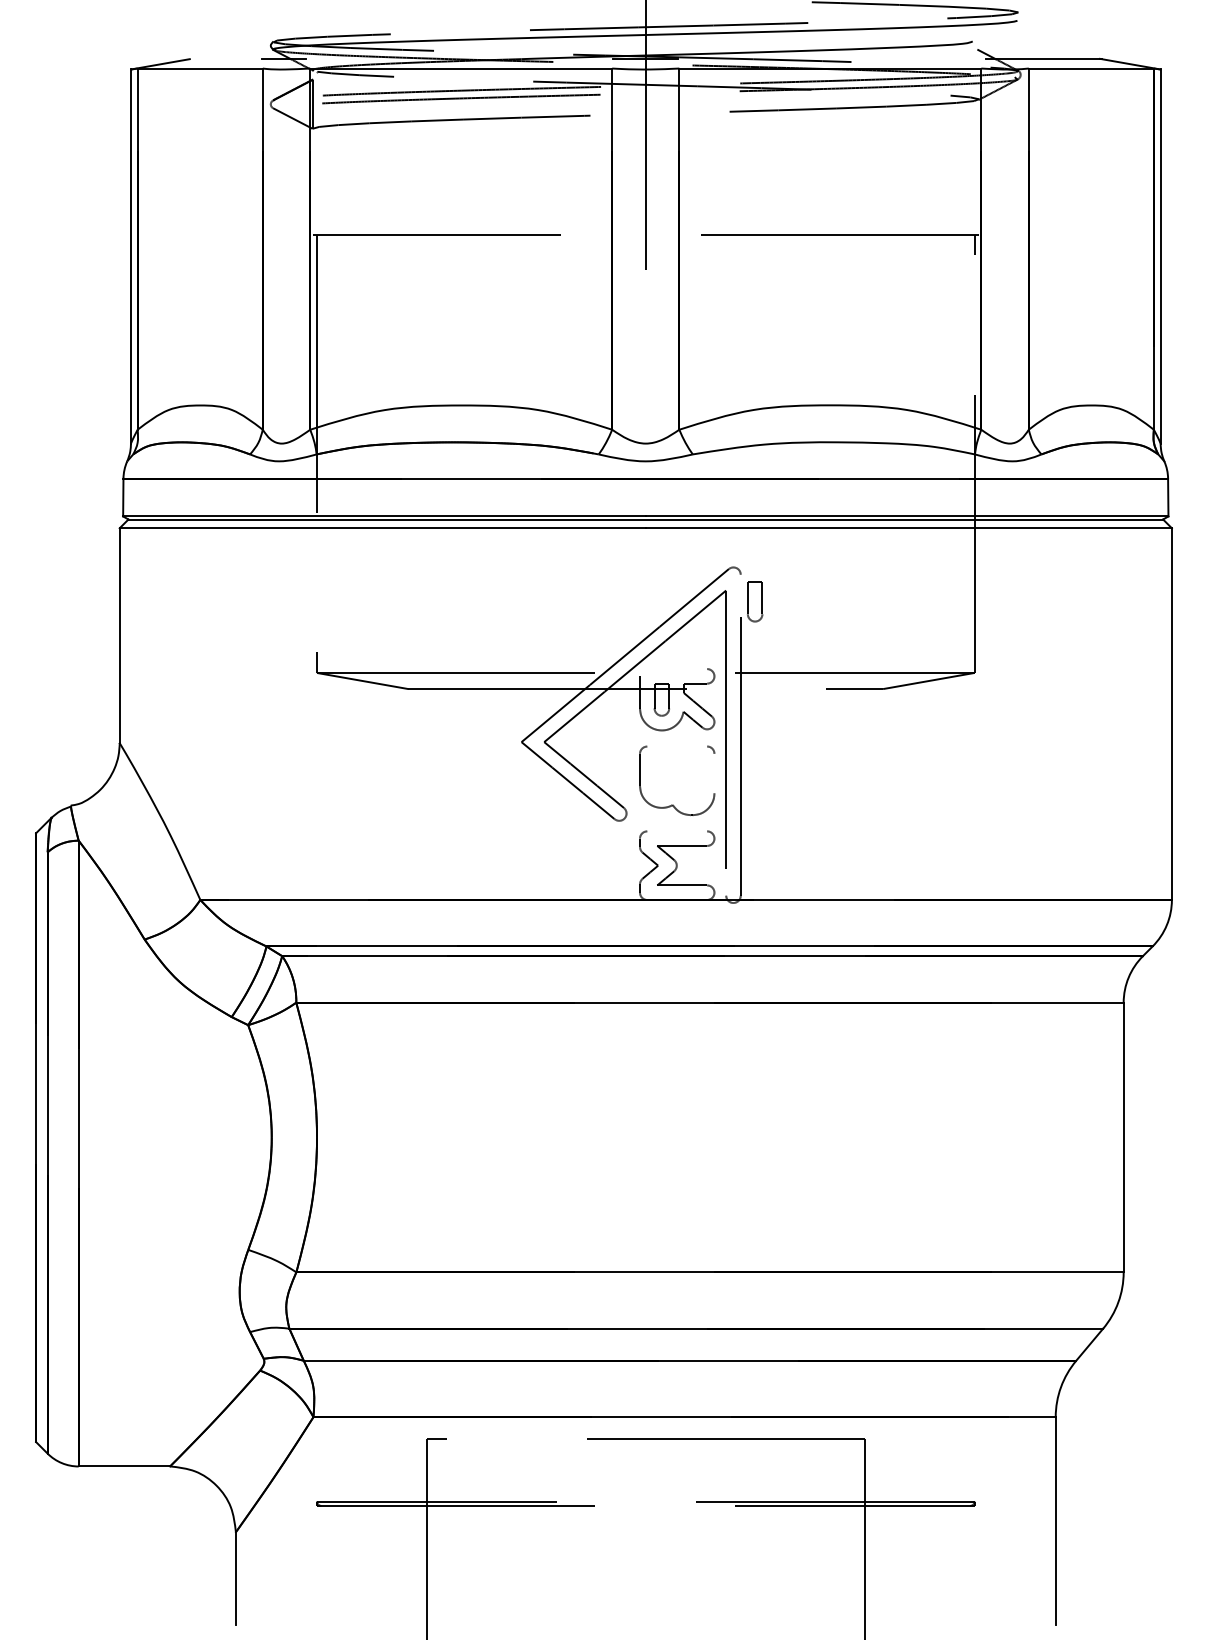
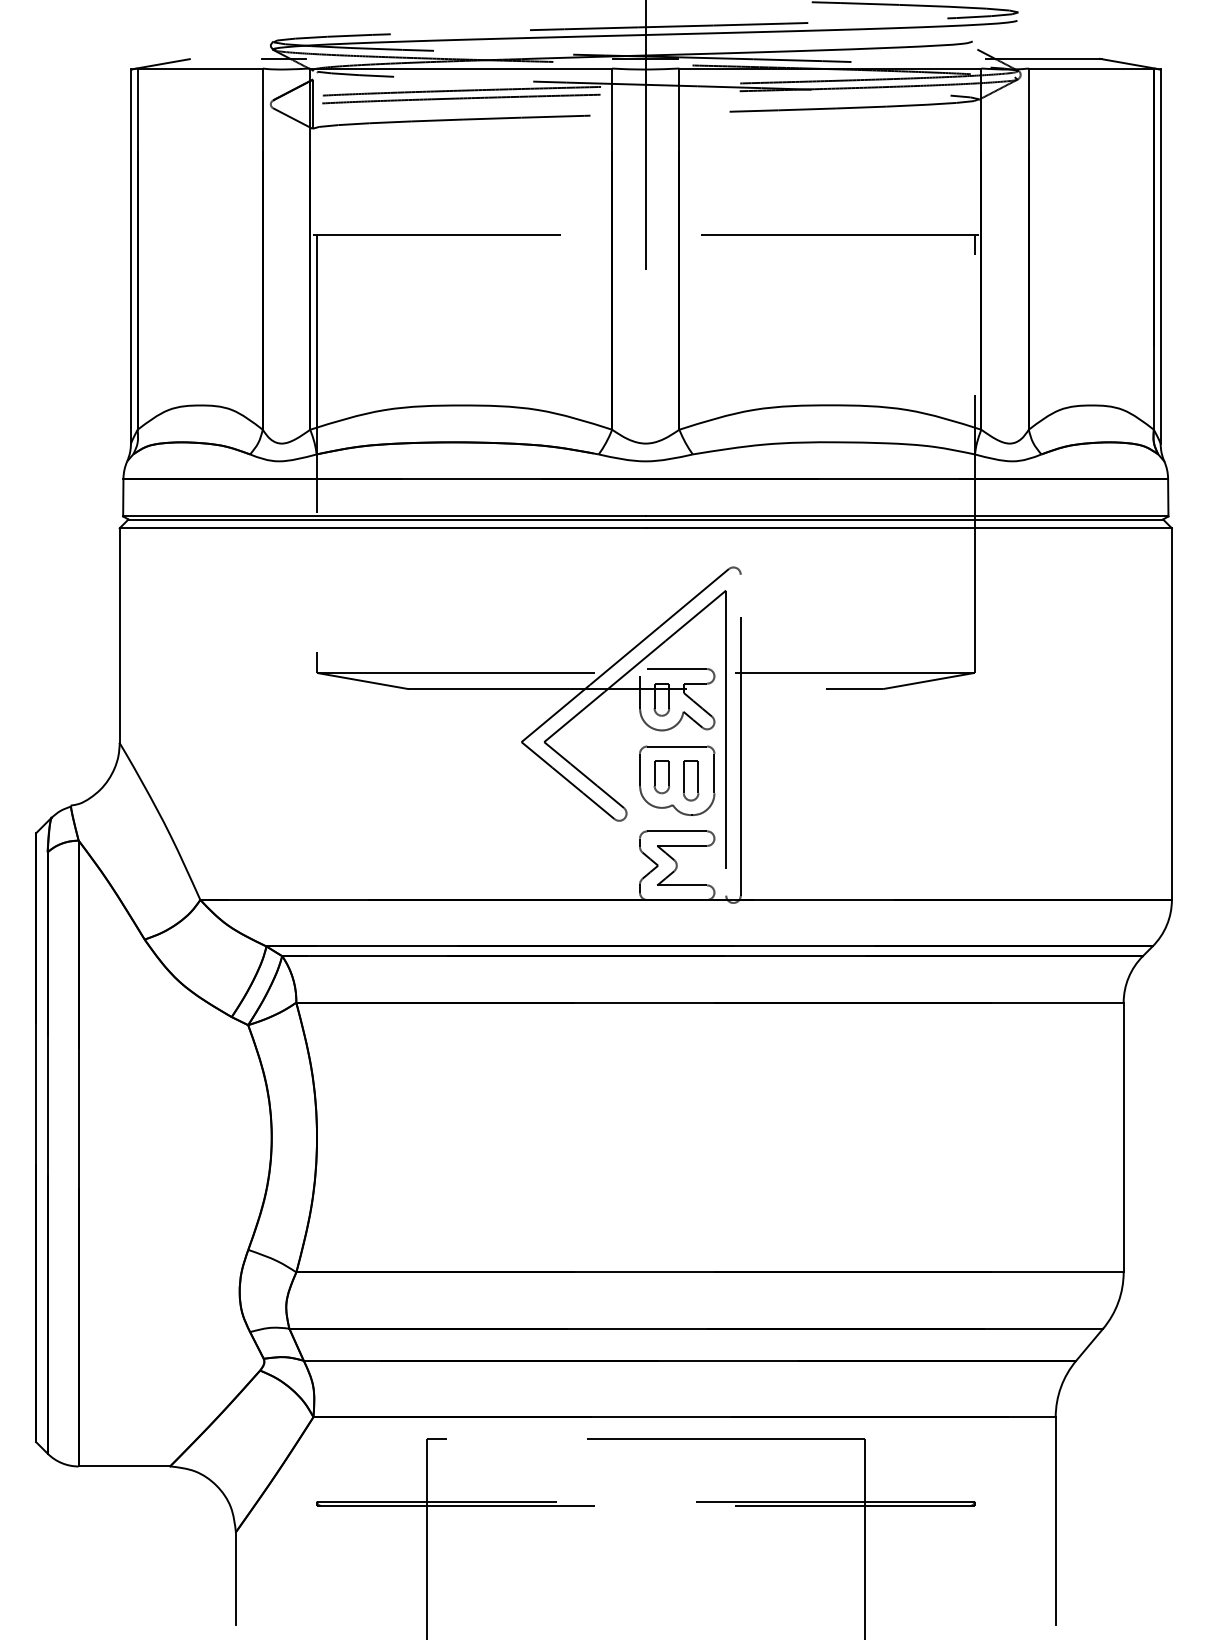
part position: (755, 601) -> (691, 780) (691, 780)
line: none -> present (677, 669)
line: none -> present (677, 746)
line: none -> present (714, 773)
part: none -> present (661, 777)
line: none -> present (677, 831)
